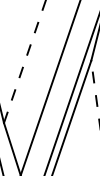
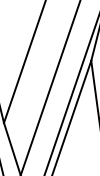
line: dashed -> solid (24, 61)
line: dashed -> solid (95, 92)
